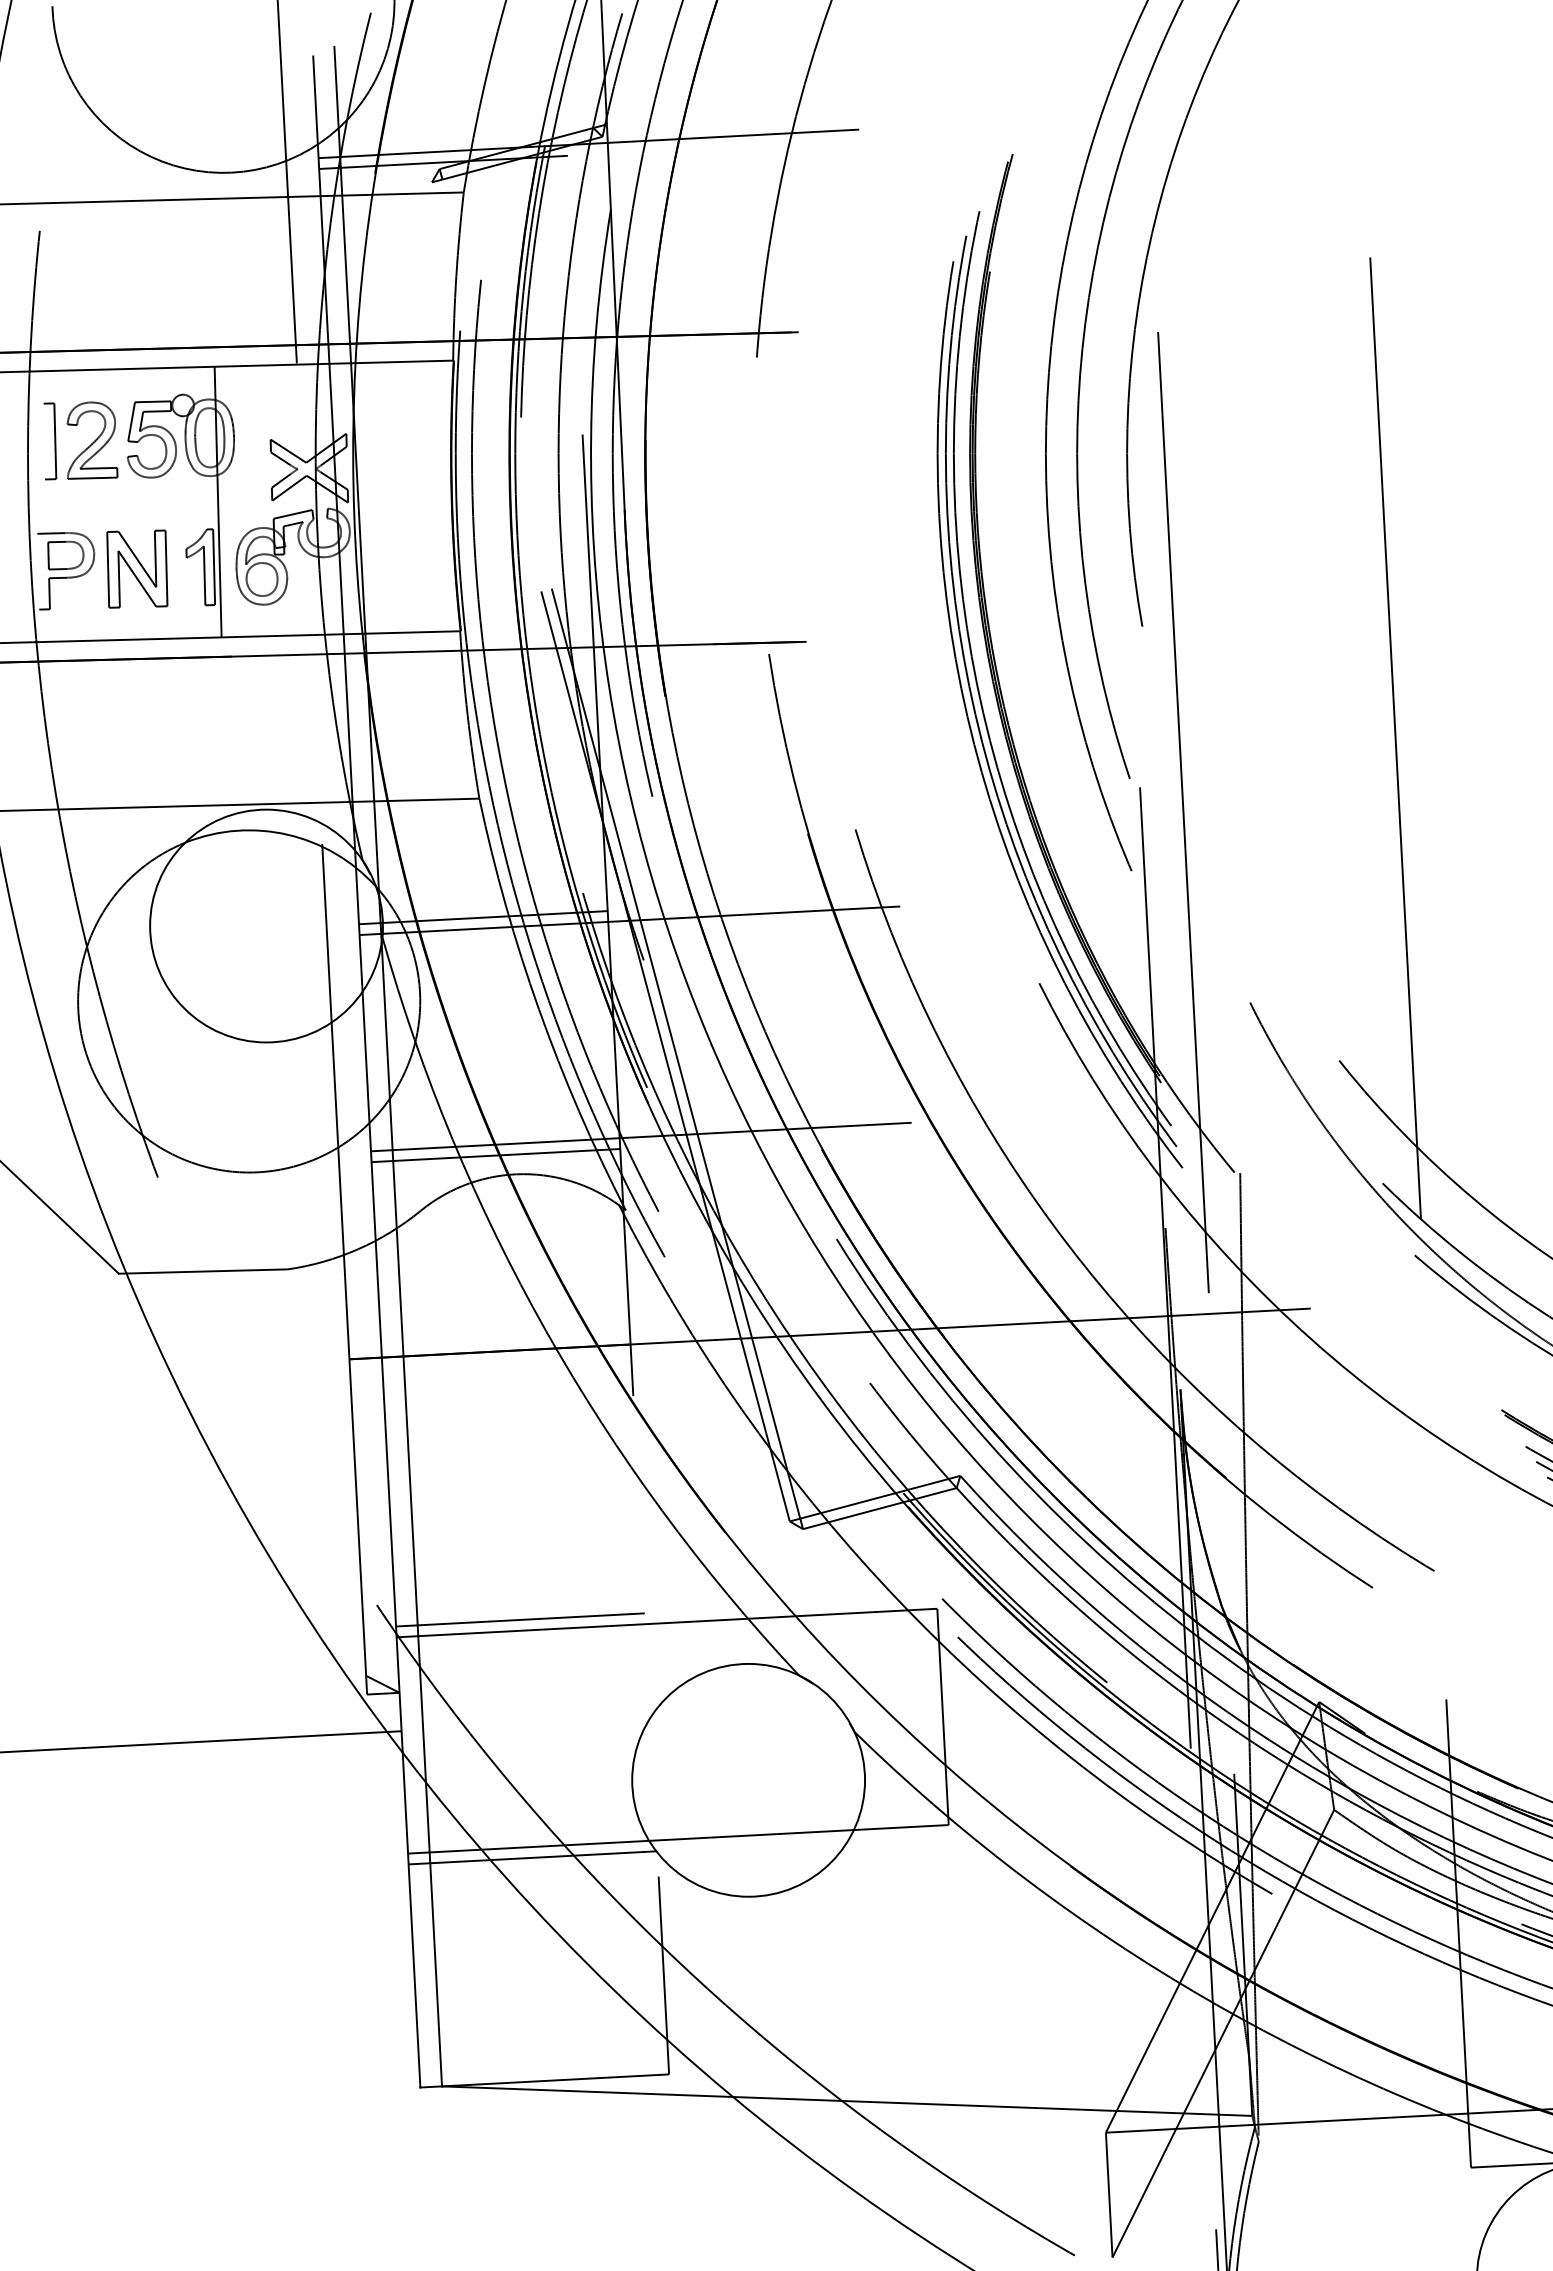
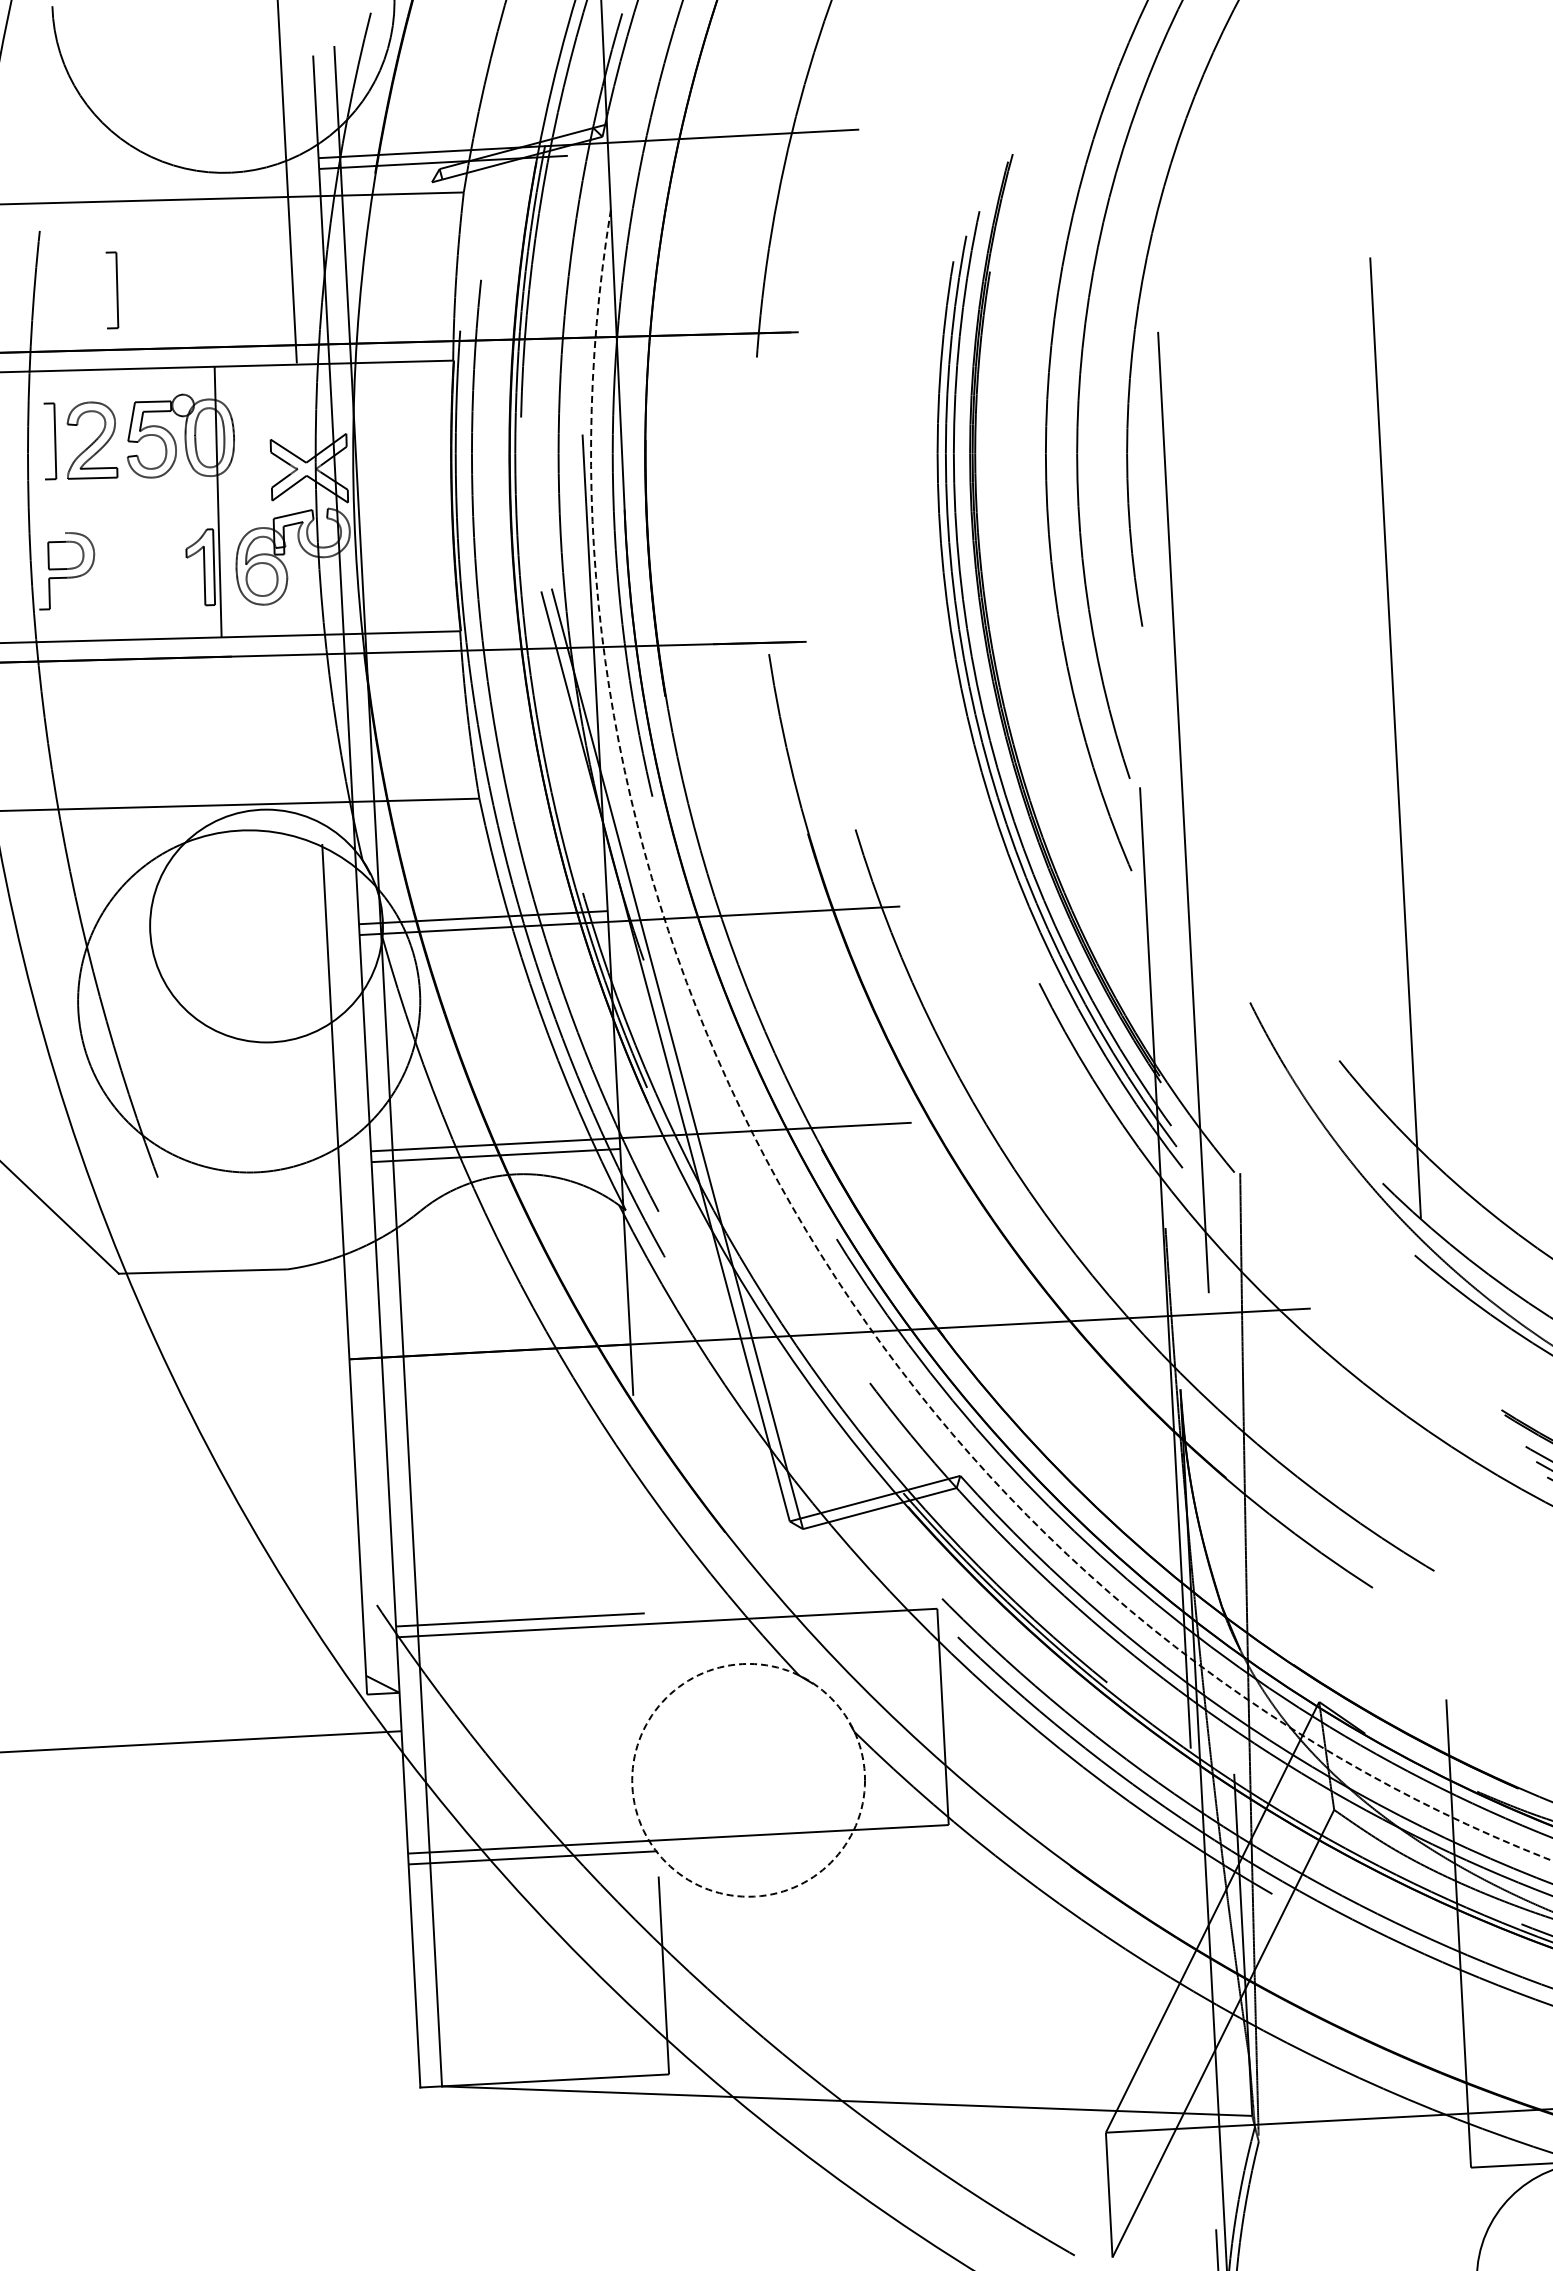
part: none -> present (112, 290)
line: present -> none (51, 533)
part: present -> none (137, 568)
arc: solid -> dashed (790, 1202)
circle: solid -> dashed (748, 1779)
